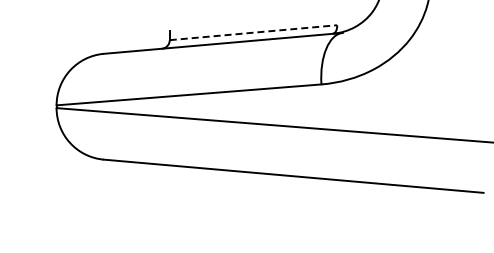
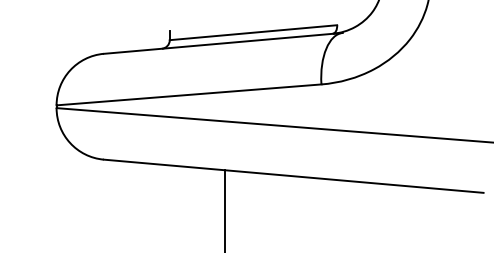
line: dashed -> solid (253, 32)
line: none -> present (224, 209)
